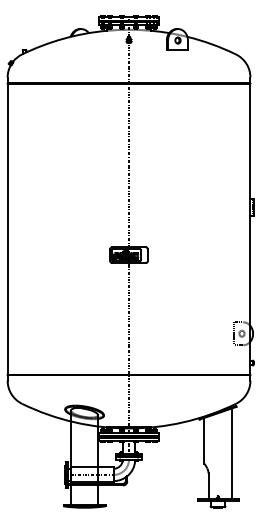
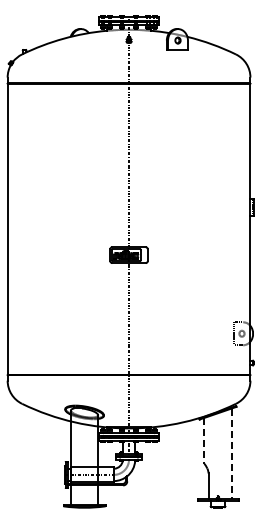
line: solid -> dashed (204, 440)
line: solid -> dashed (231, 454)
